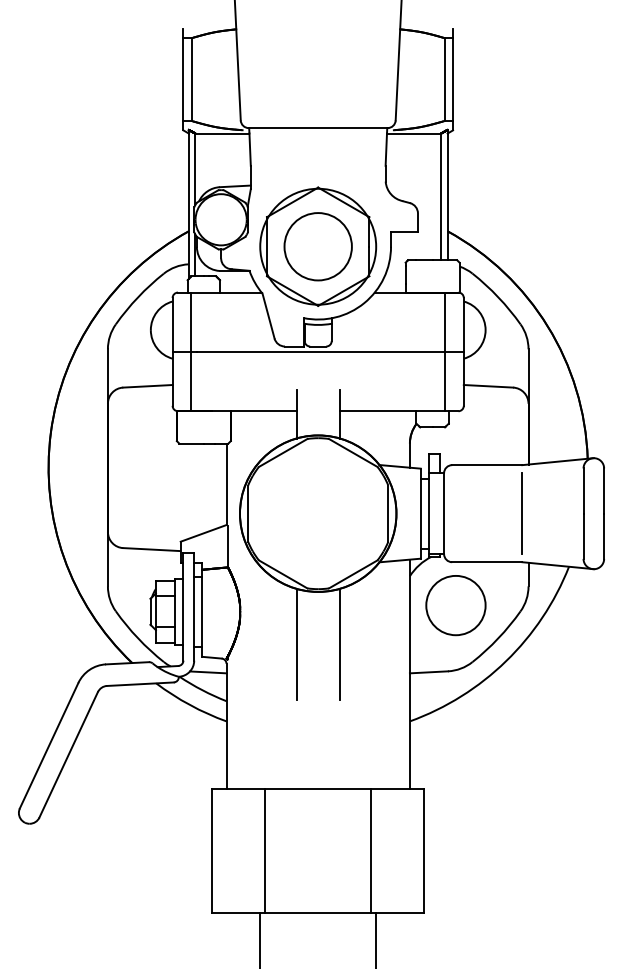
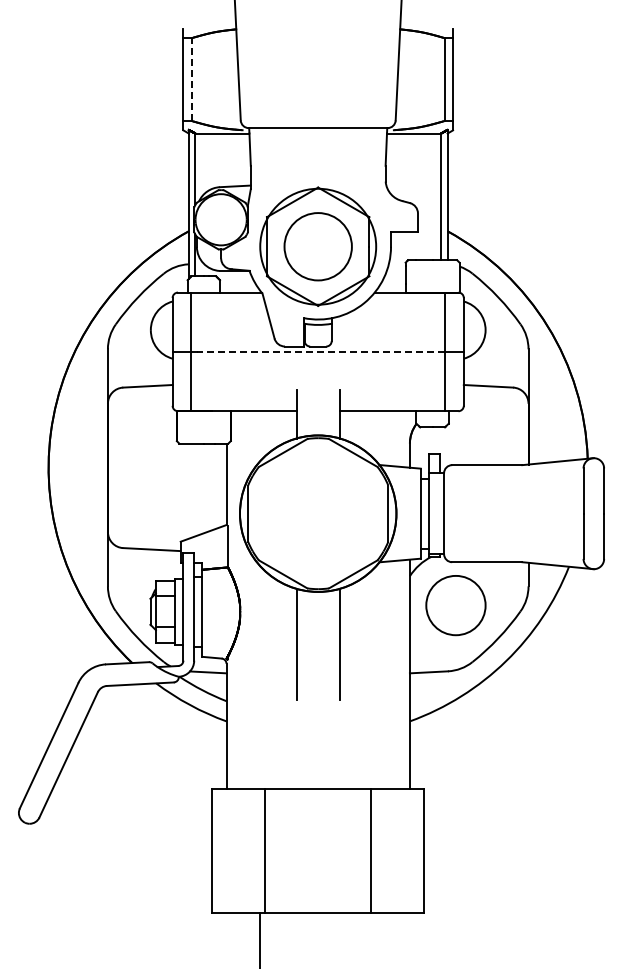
line: solid -> dashed (191, 79)
line: solid -> dashed (320, 351)
line: present -> none (522, 513)
line: present -> none (376, 938)
